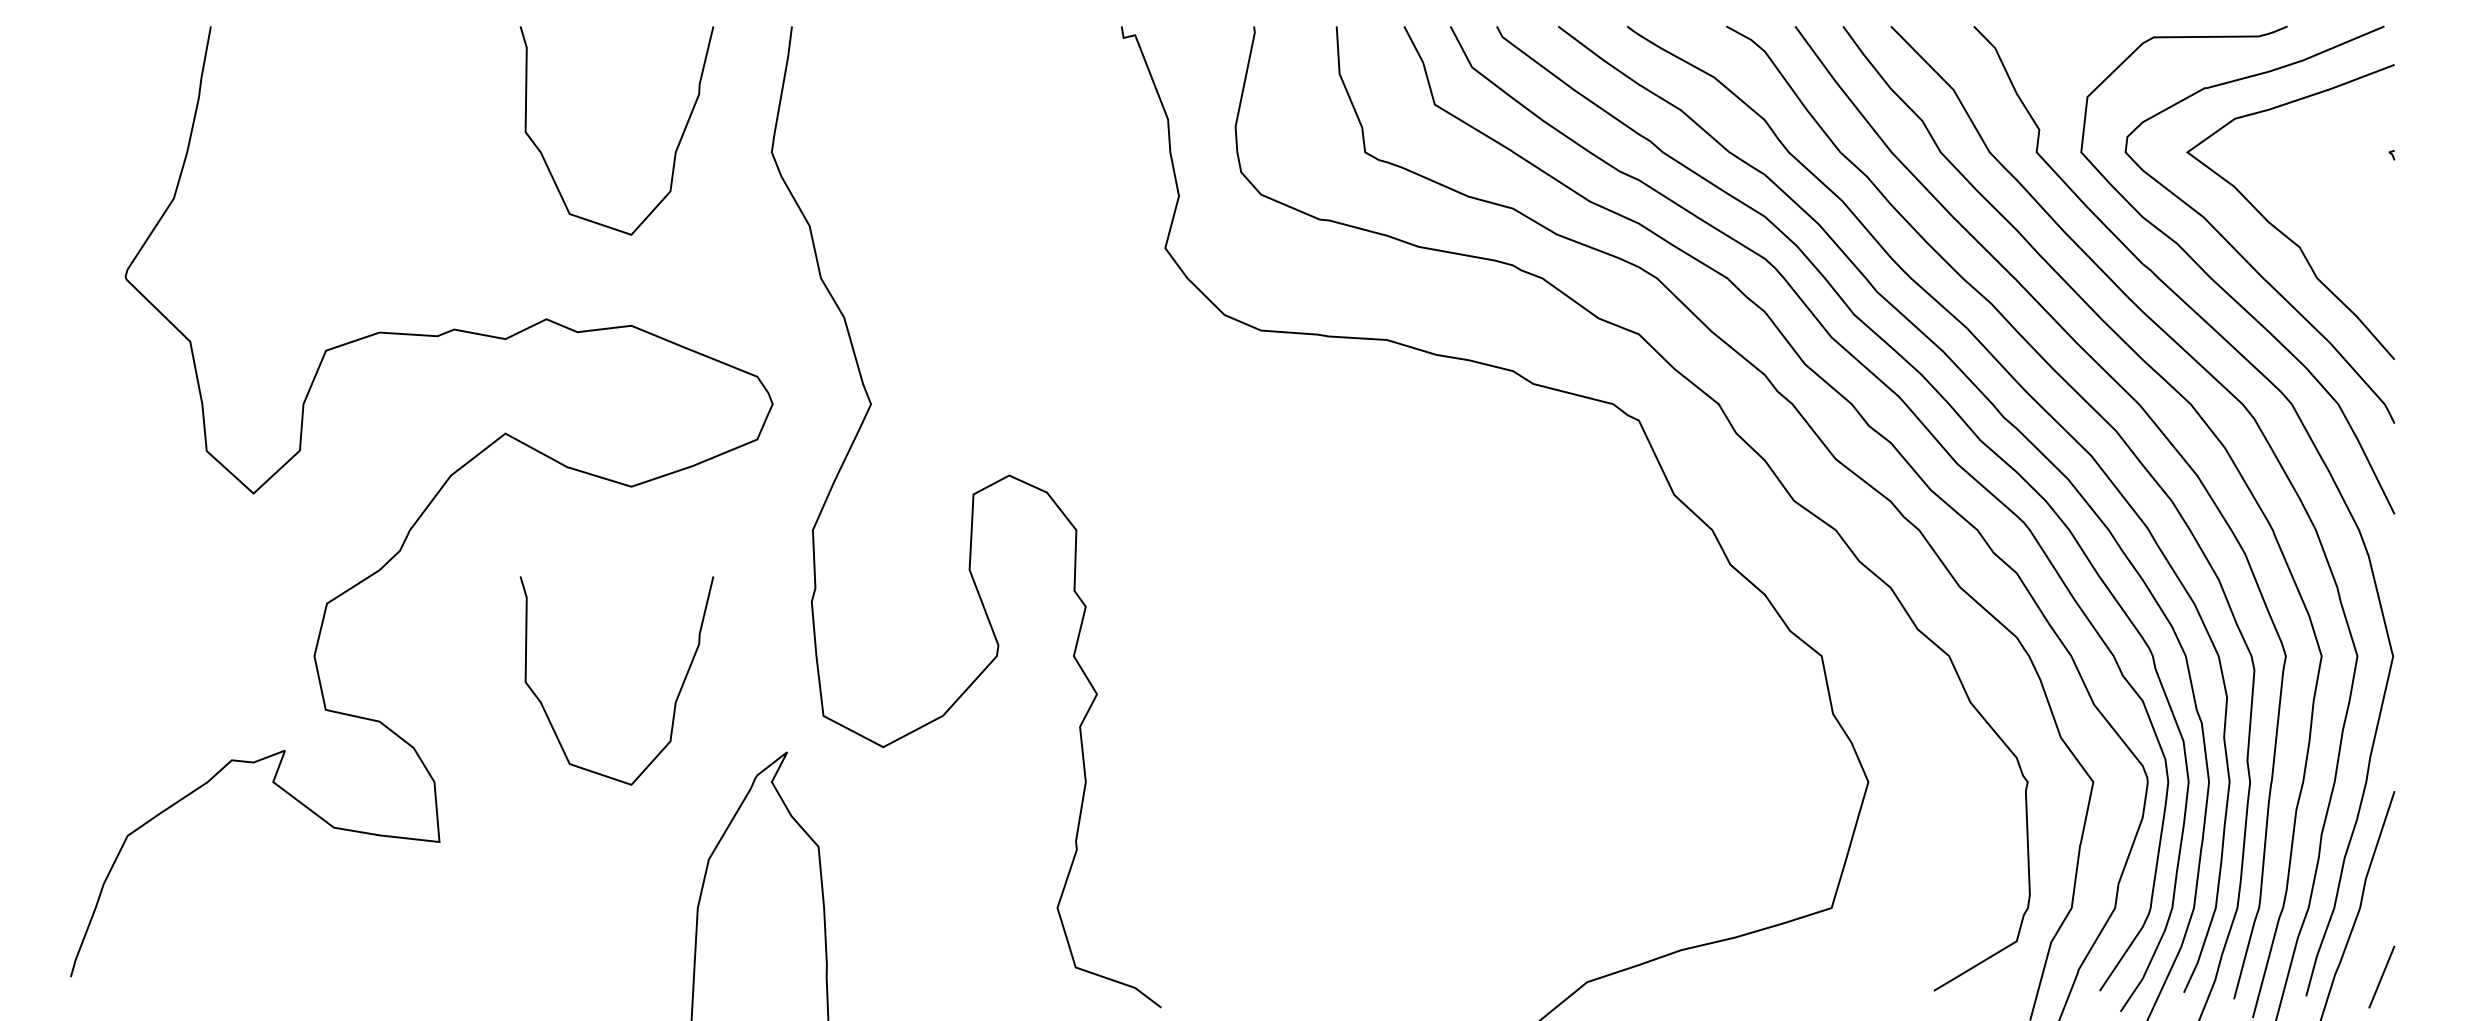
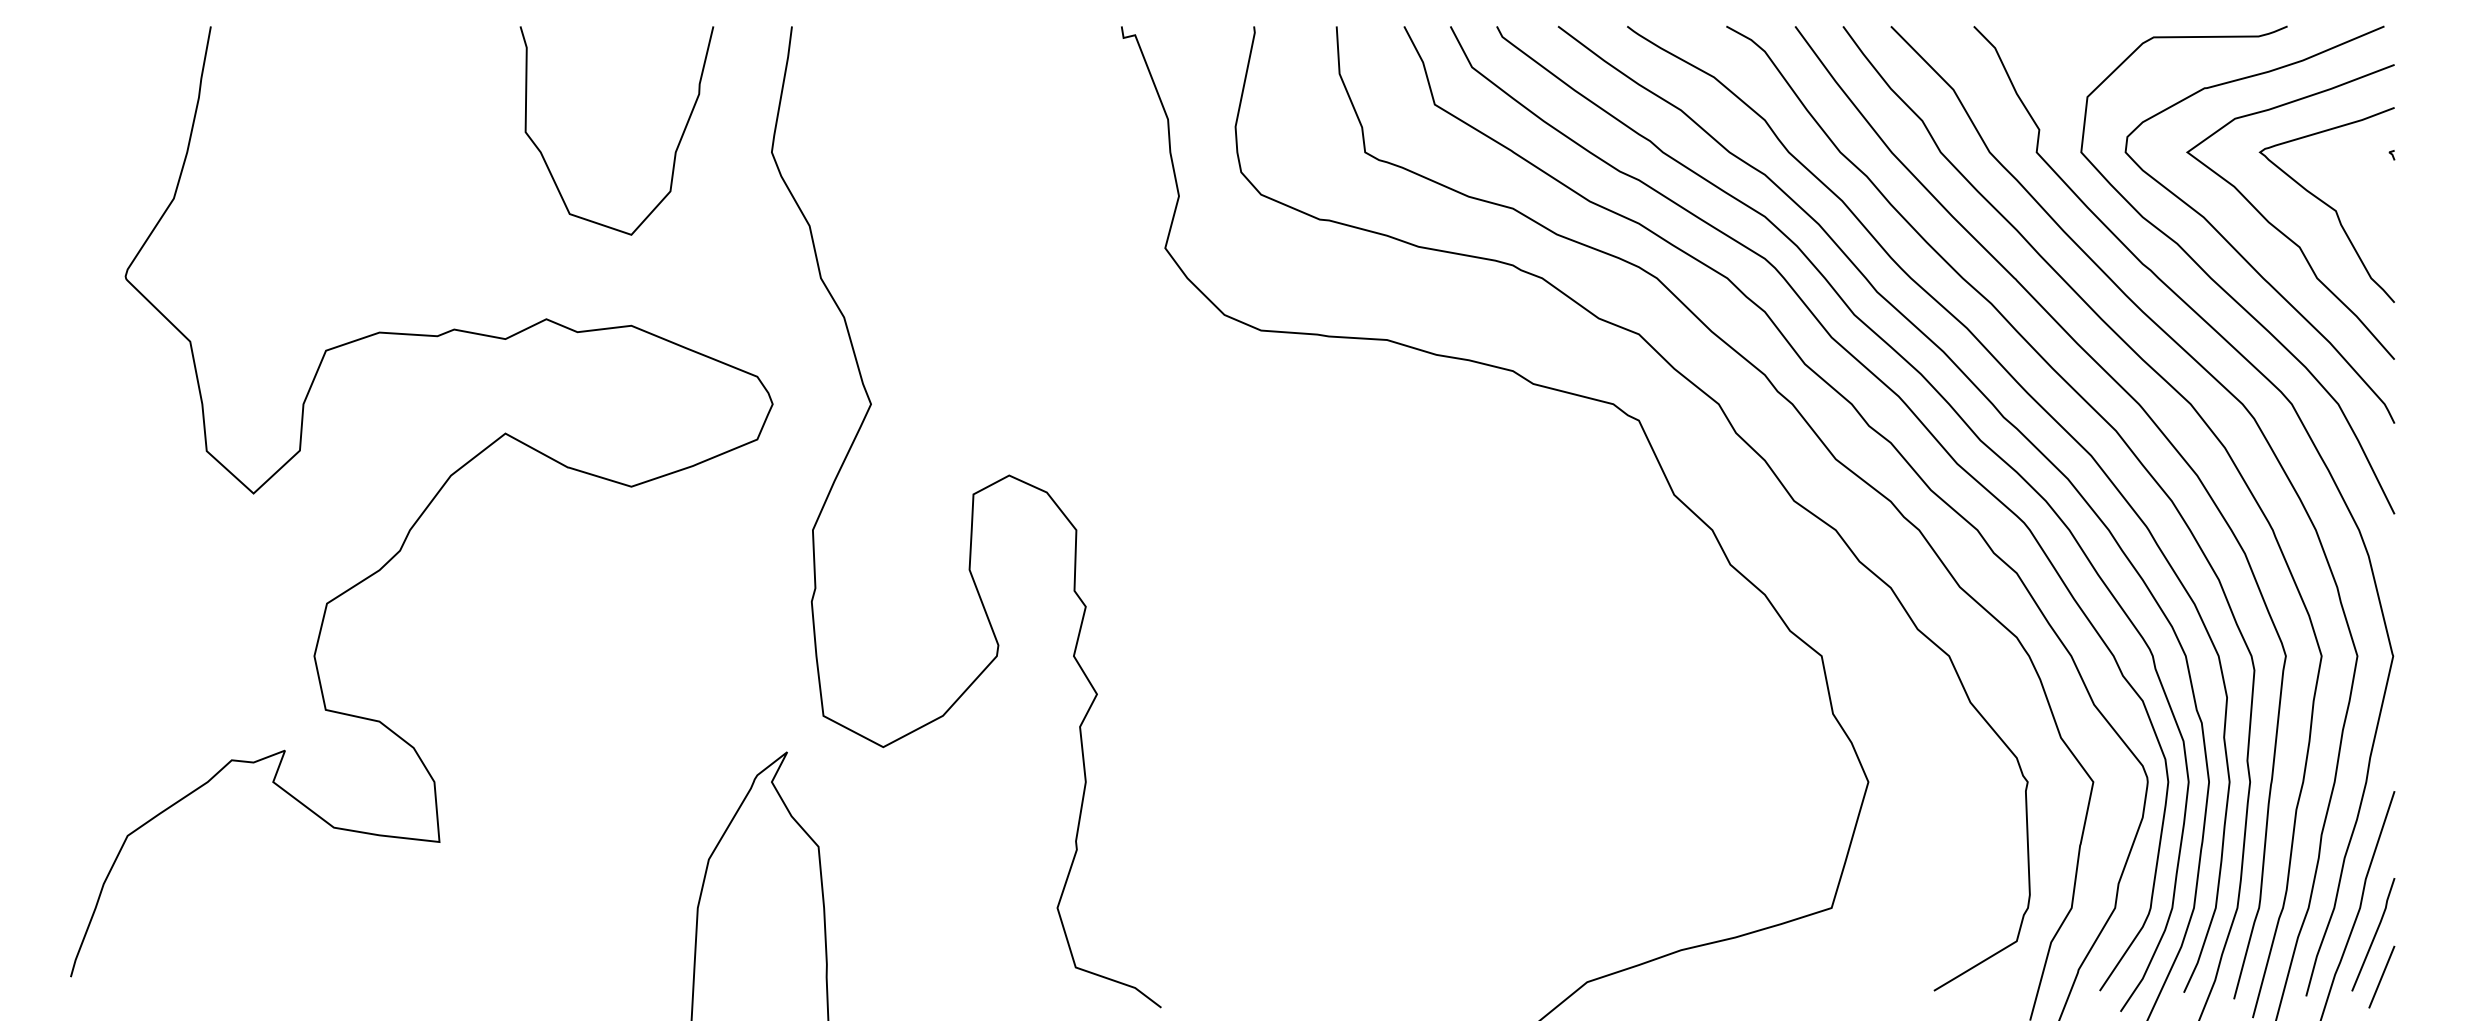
curve: none -> present (2326, 204)
curve: present -> none (675, 699)
line: none -> present (2374, 934)
